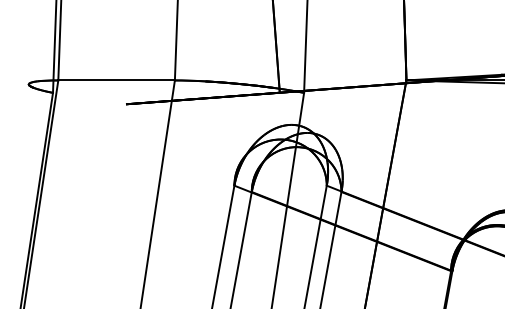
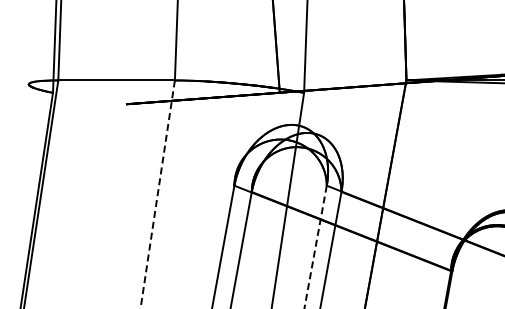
line: solid -> dashed (157, 195)
line: solid -> dashed (315, 247)
